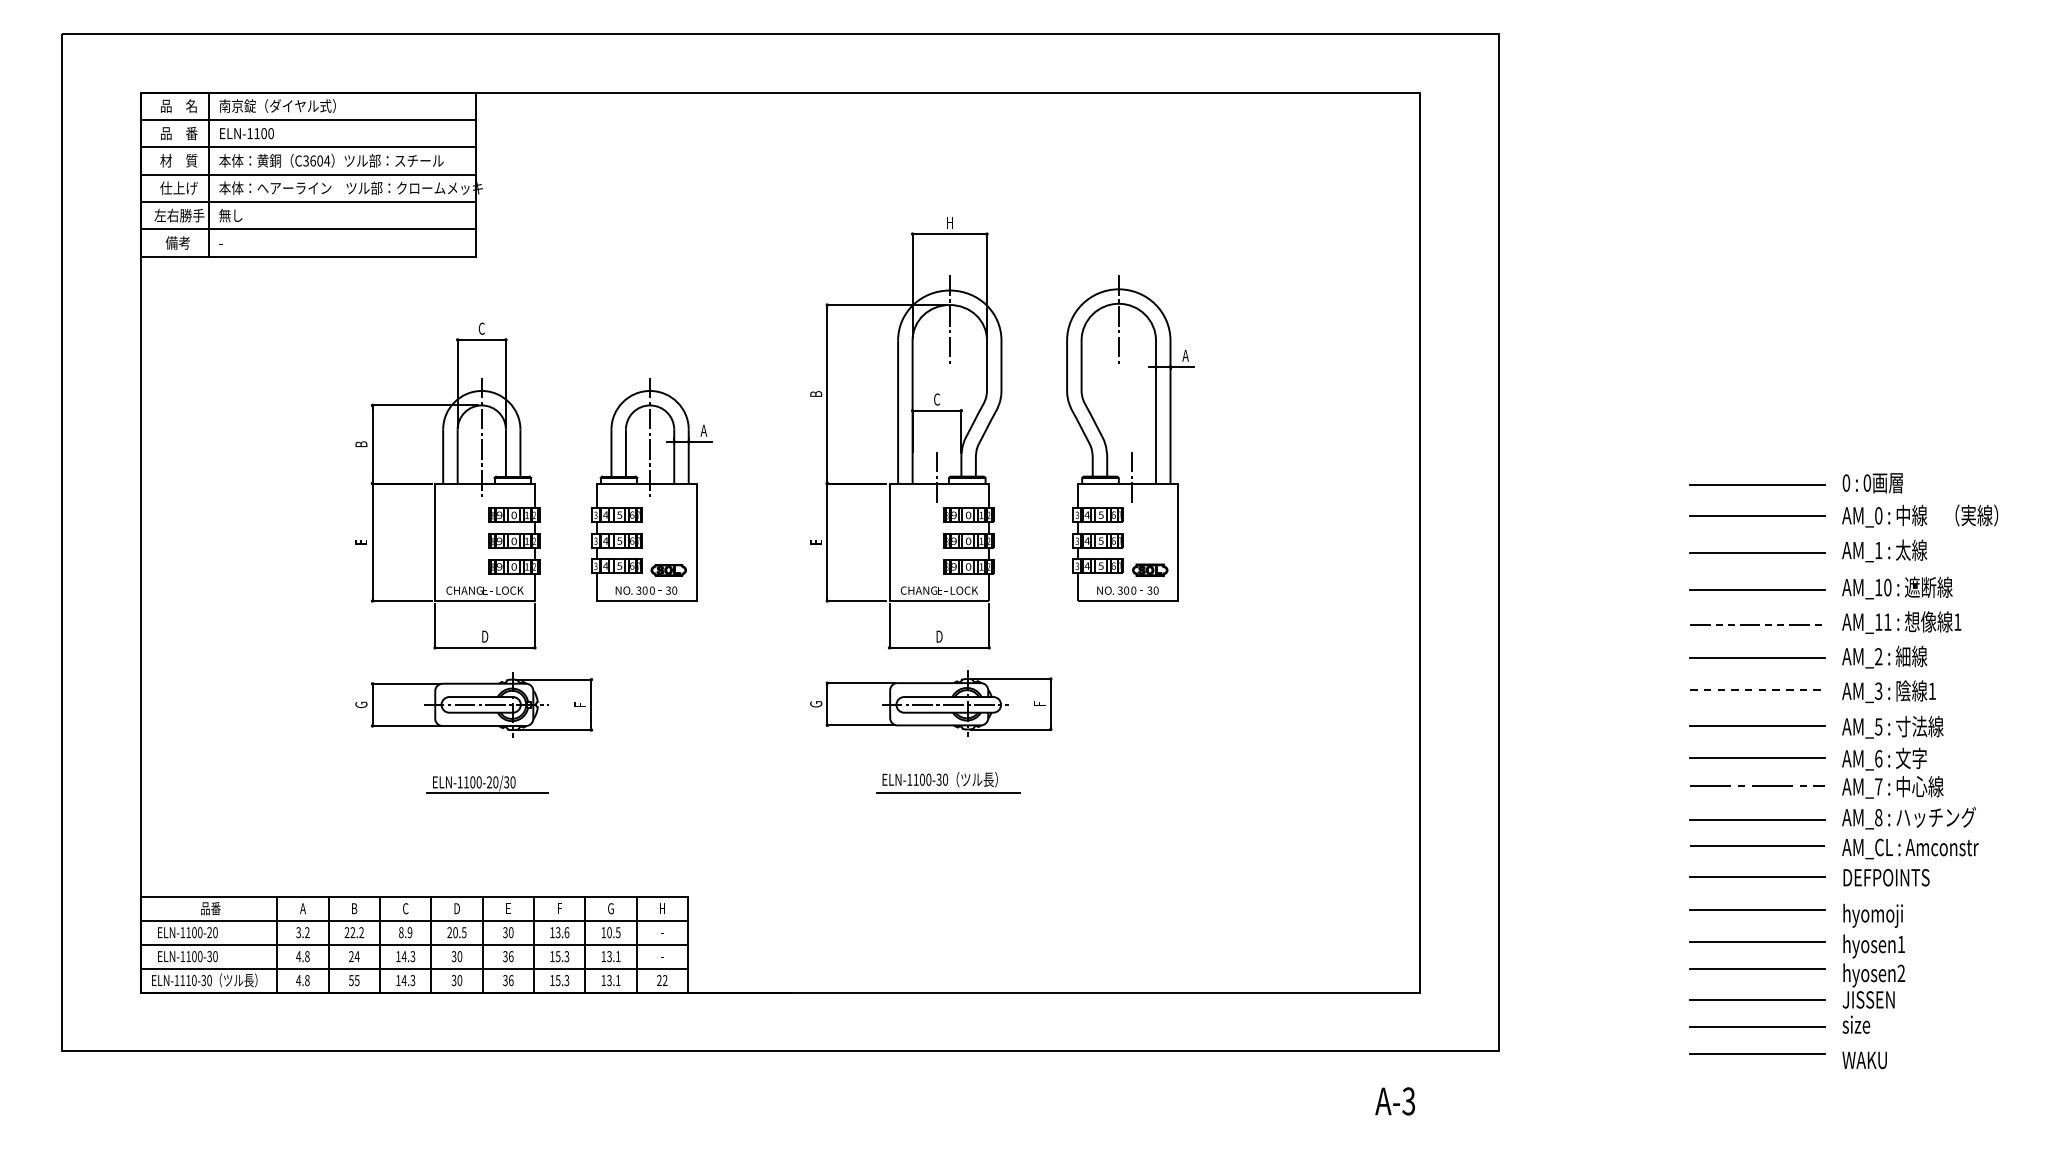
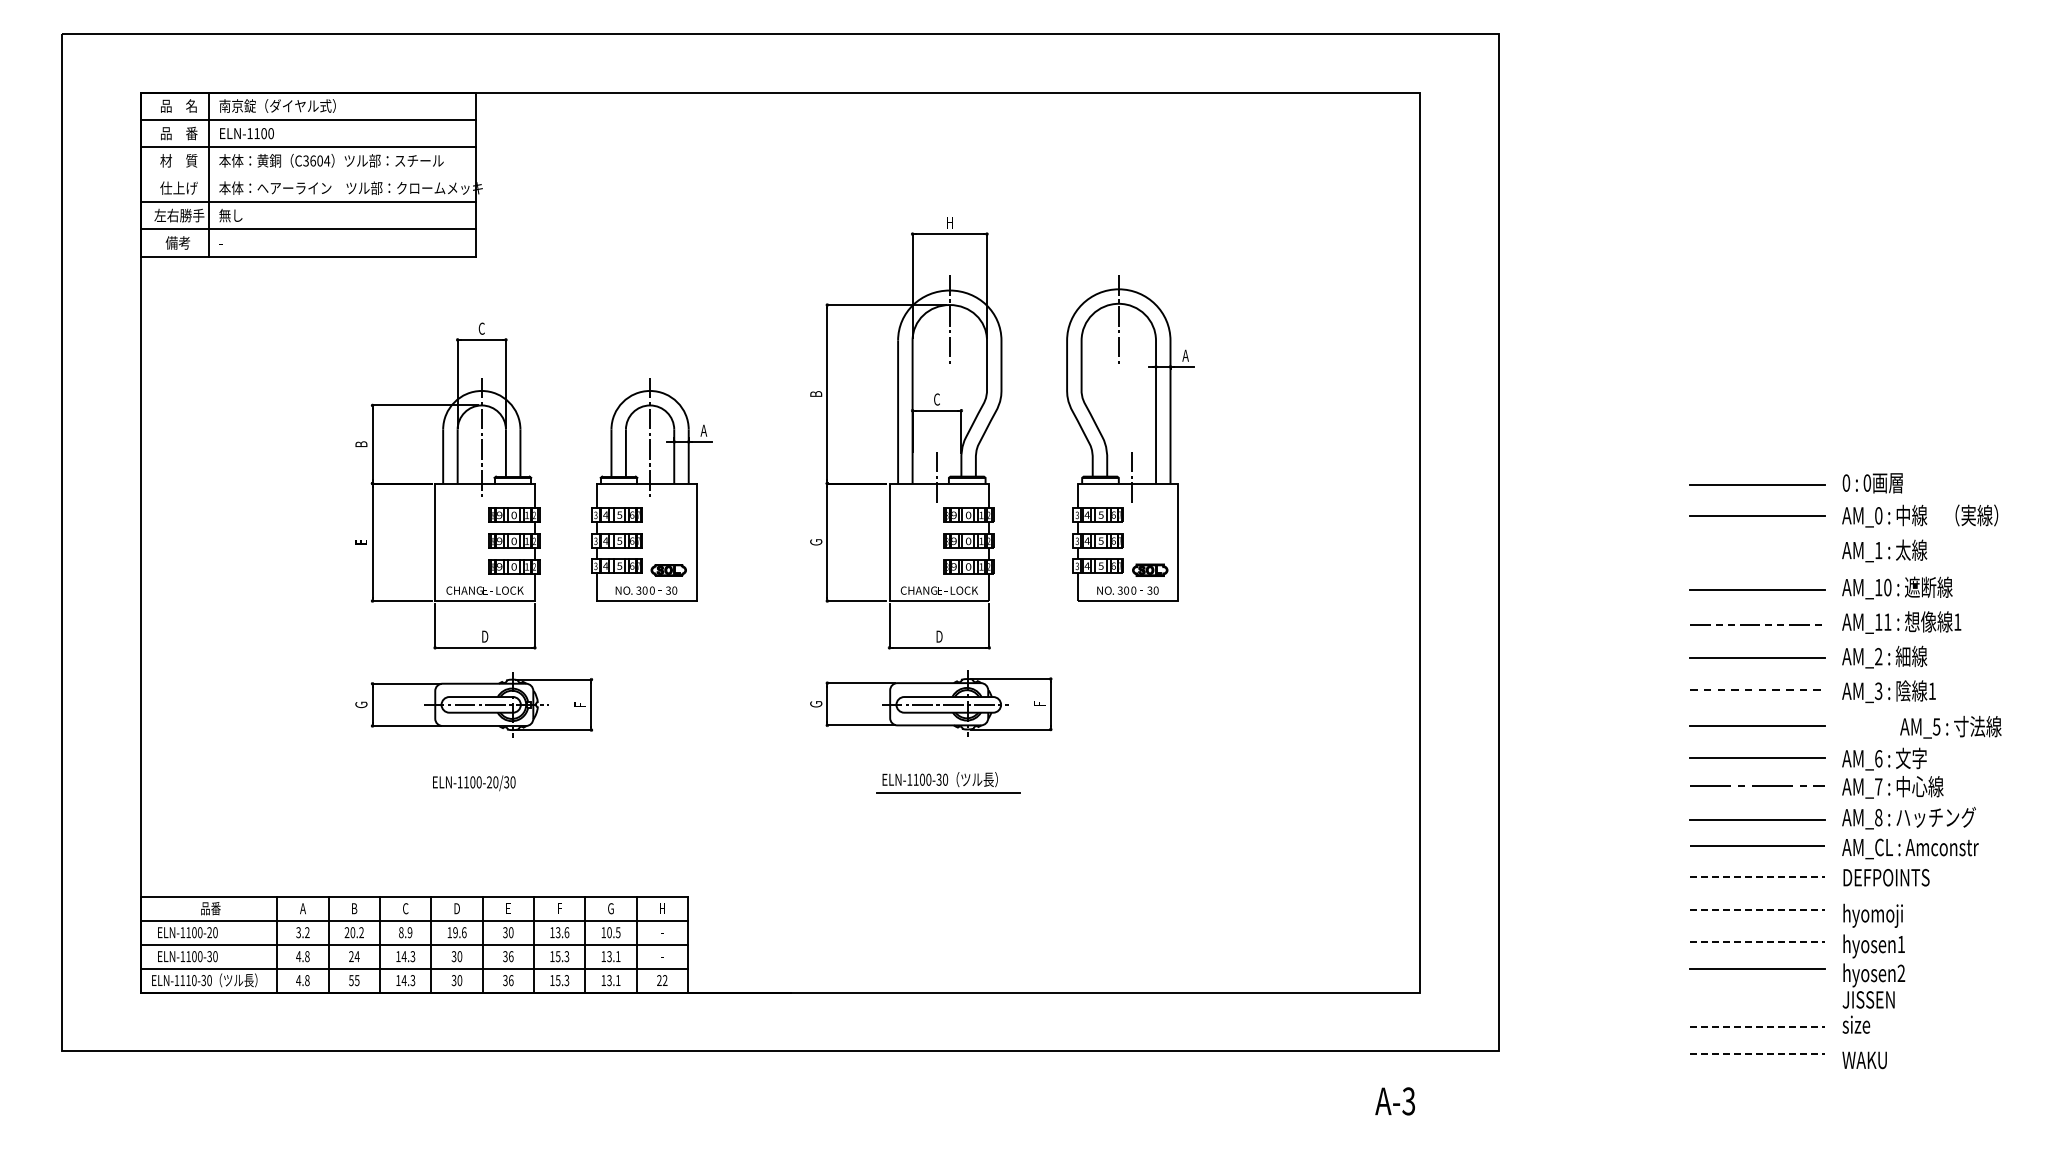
line: present -> none (307, 174)
text: E -> G (816, 542)
line: present -> none (1757, 552)
text position: (1892, 726) -> (1950, 726) (1950, 726)
line: present -> none (487, 792)
line: solid -> dashed (1757, 876)
line: solid -> dashed (1757, 909)
text: 22.2 -> 20.2 (352, 932)
text: 20.5 -> 19.6 (456, 932)
line: solid -> dashed (1757, 941)
line: present -> none (1757, 999)
line: solid -> dashed (1757, 1026)
line: solid -> dashed (1757, 1053)
